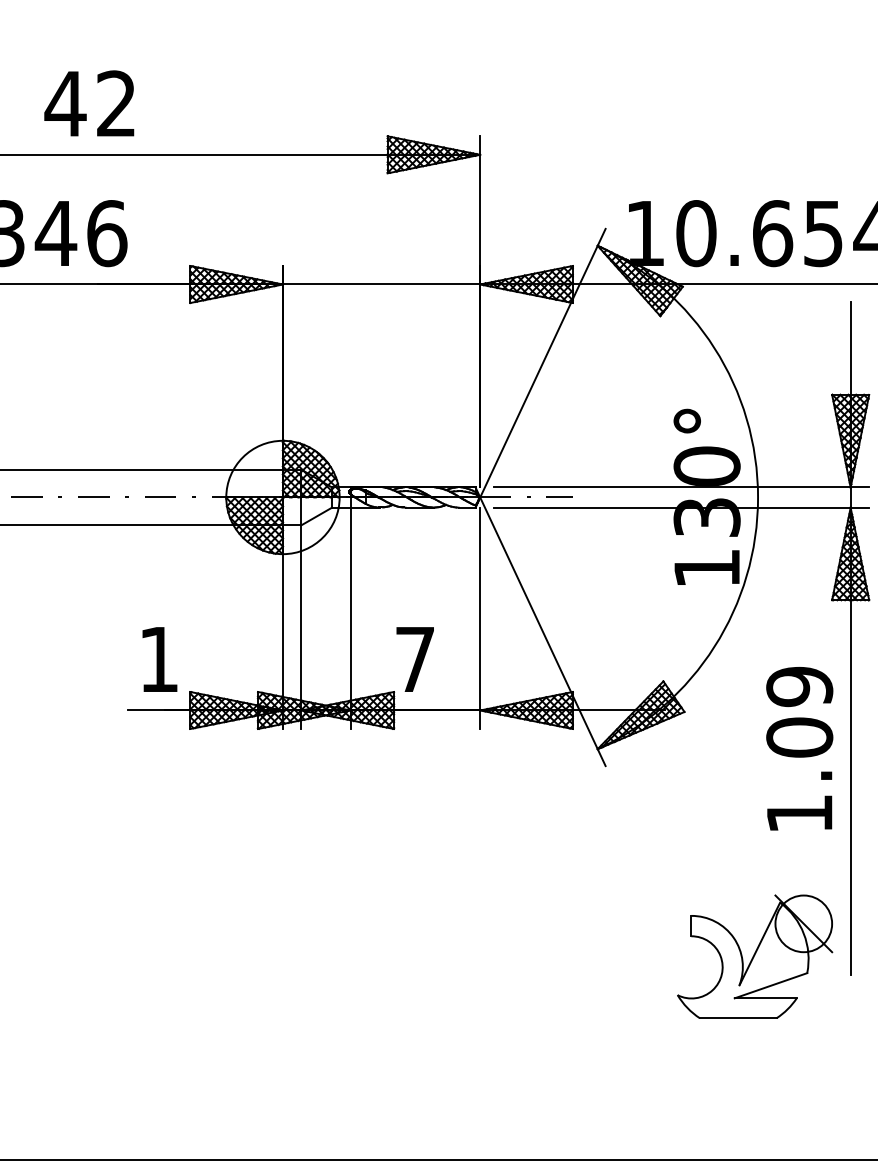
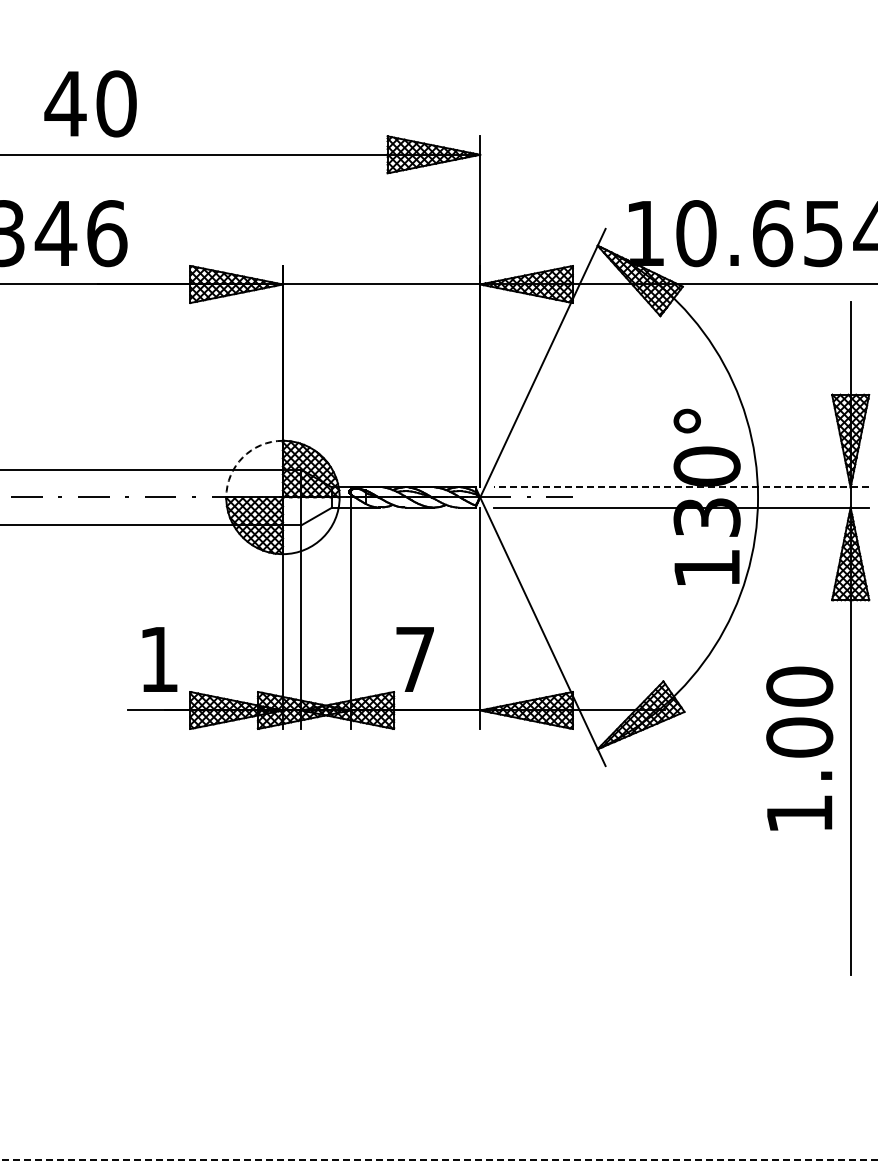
text: 42 -> 40 (116, 103)
arc: solid -> dashed (242, 457)
line: solid -> dashed (681, 487)
text: 1.09 -> 1.00 (799, 686)
part: present -> none (755, 956)
line: solid -> dashed (438, 1159)
